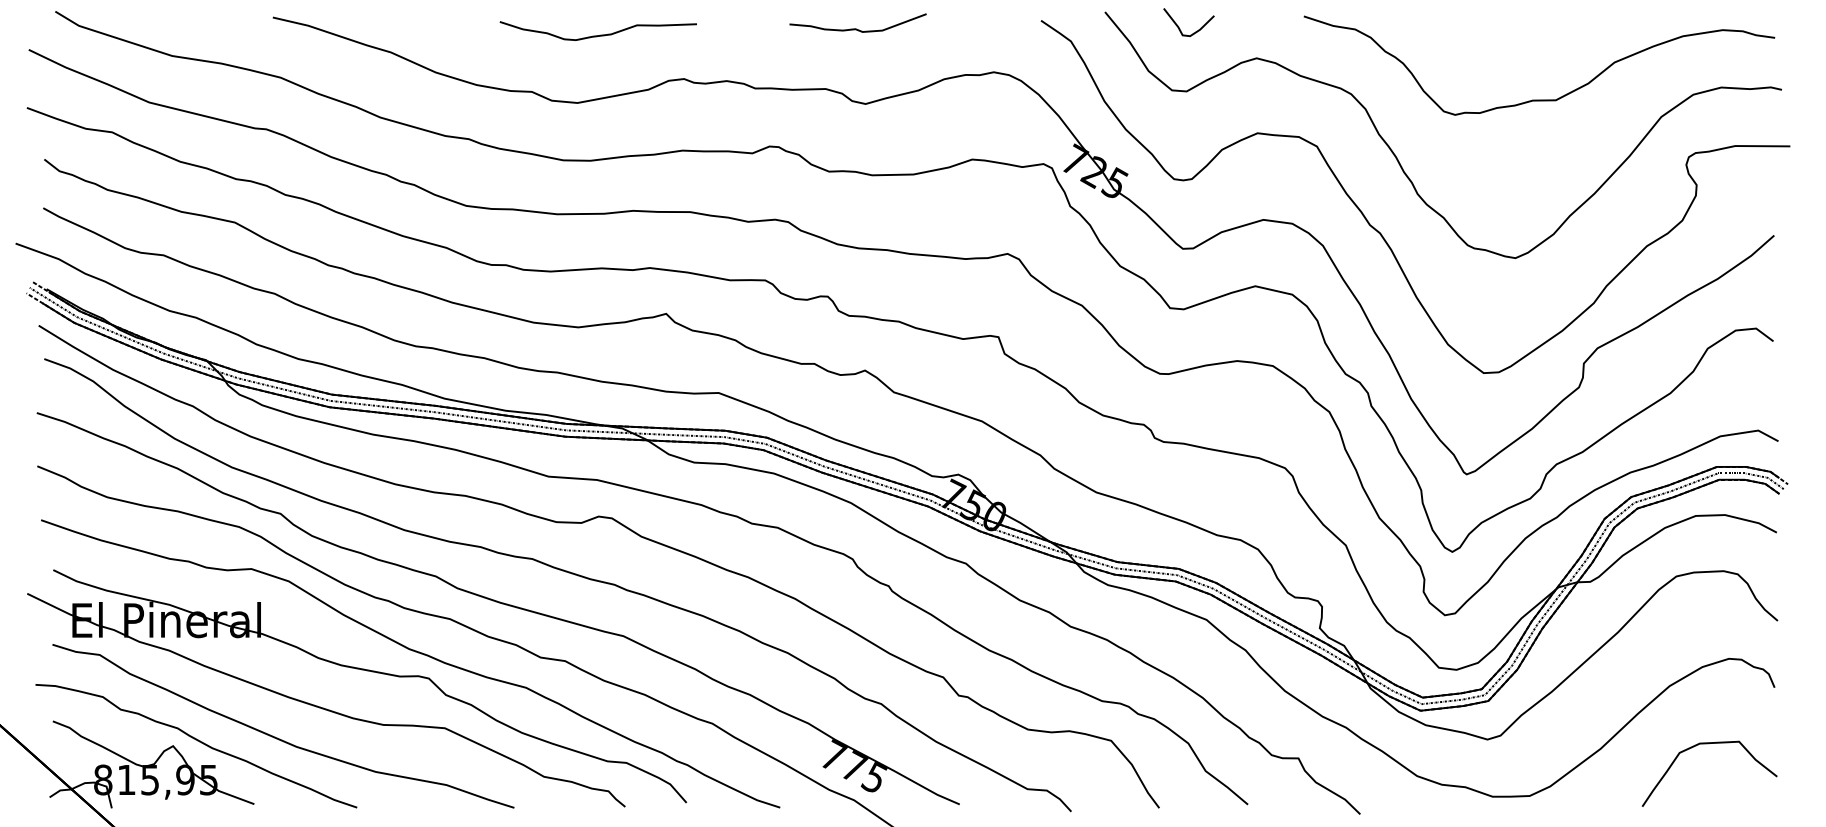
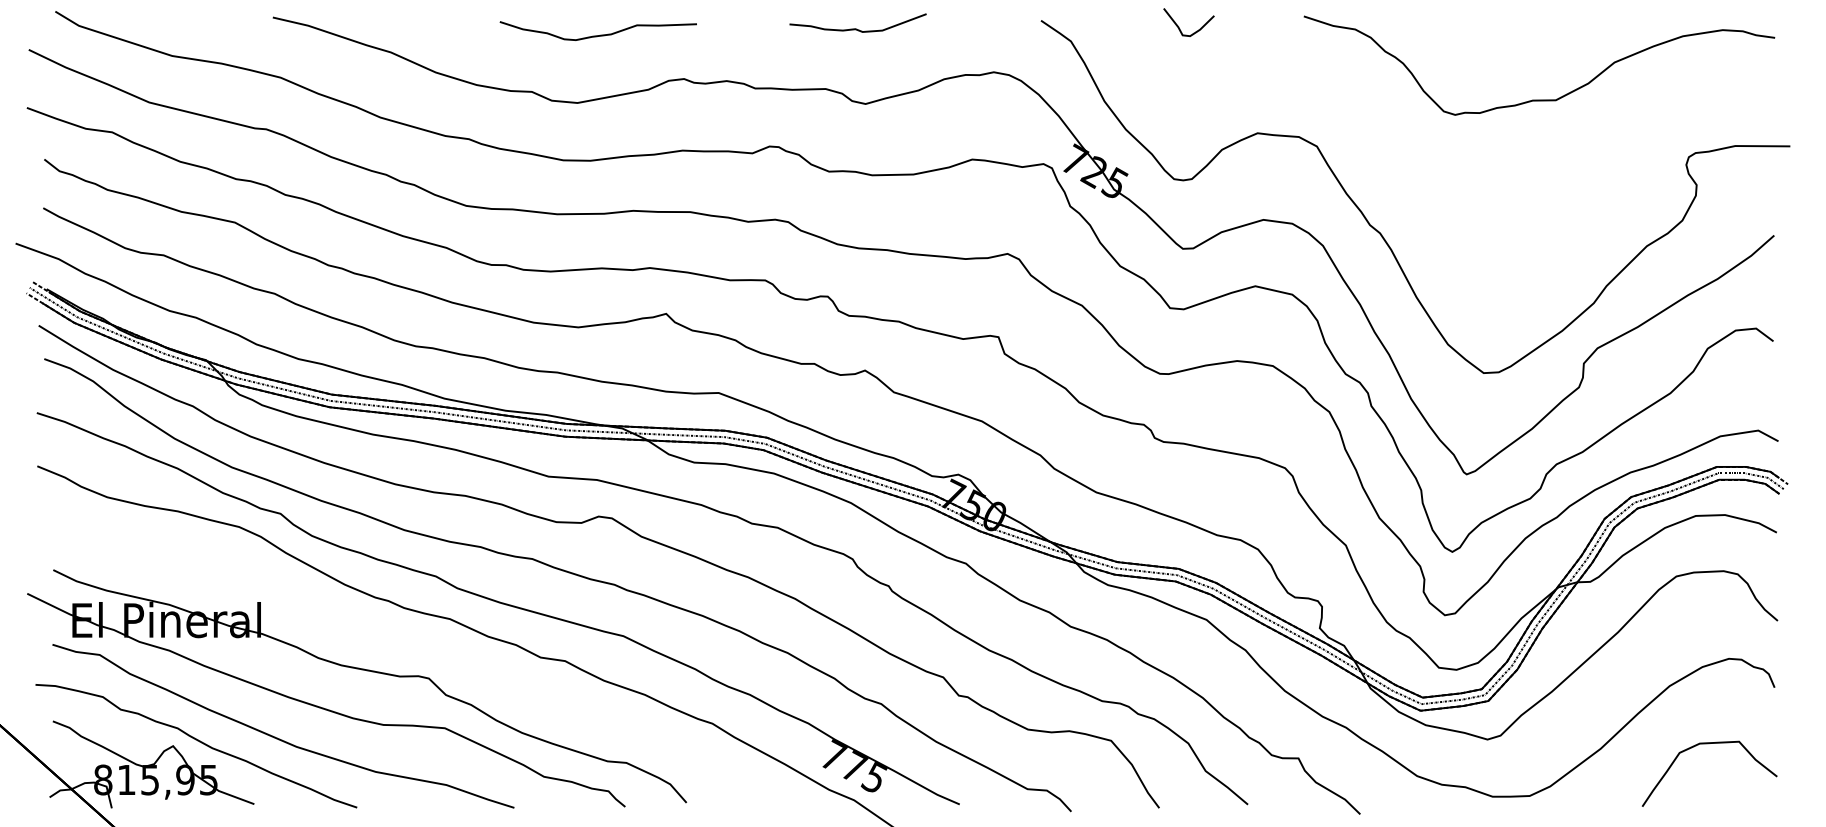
part: present -> none (1397, 157)
part: present -> none (415, 652)
